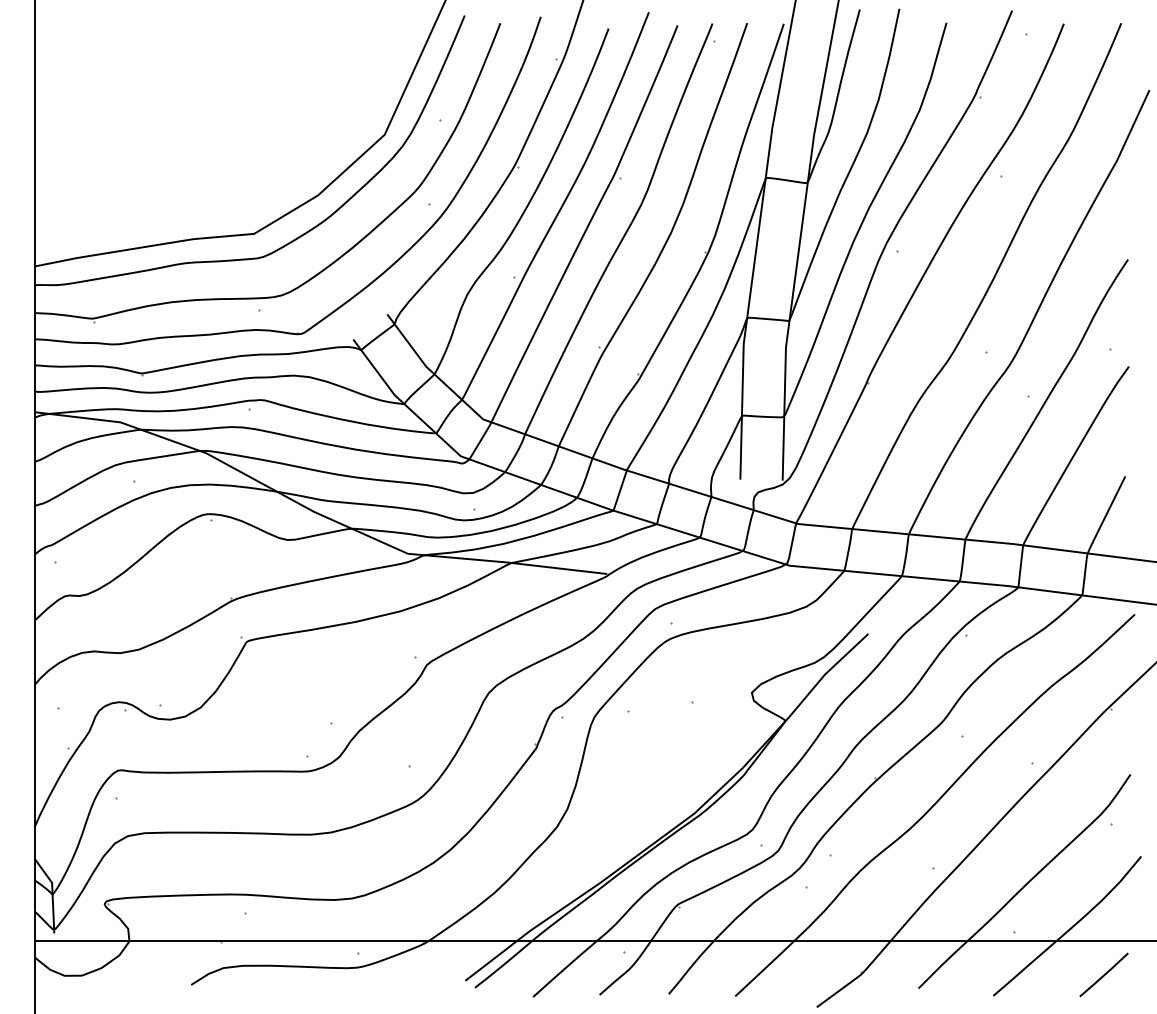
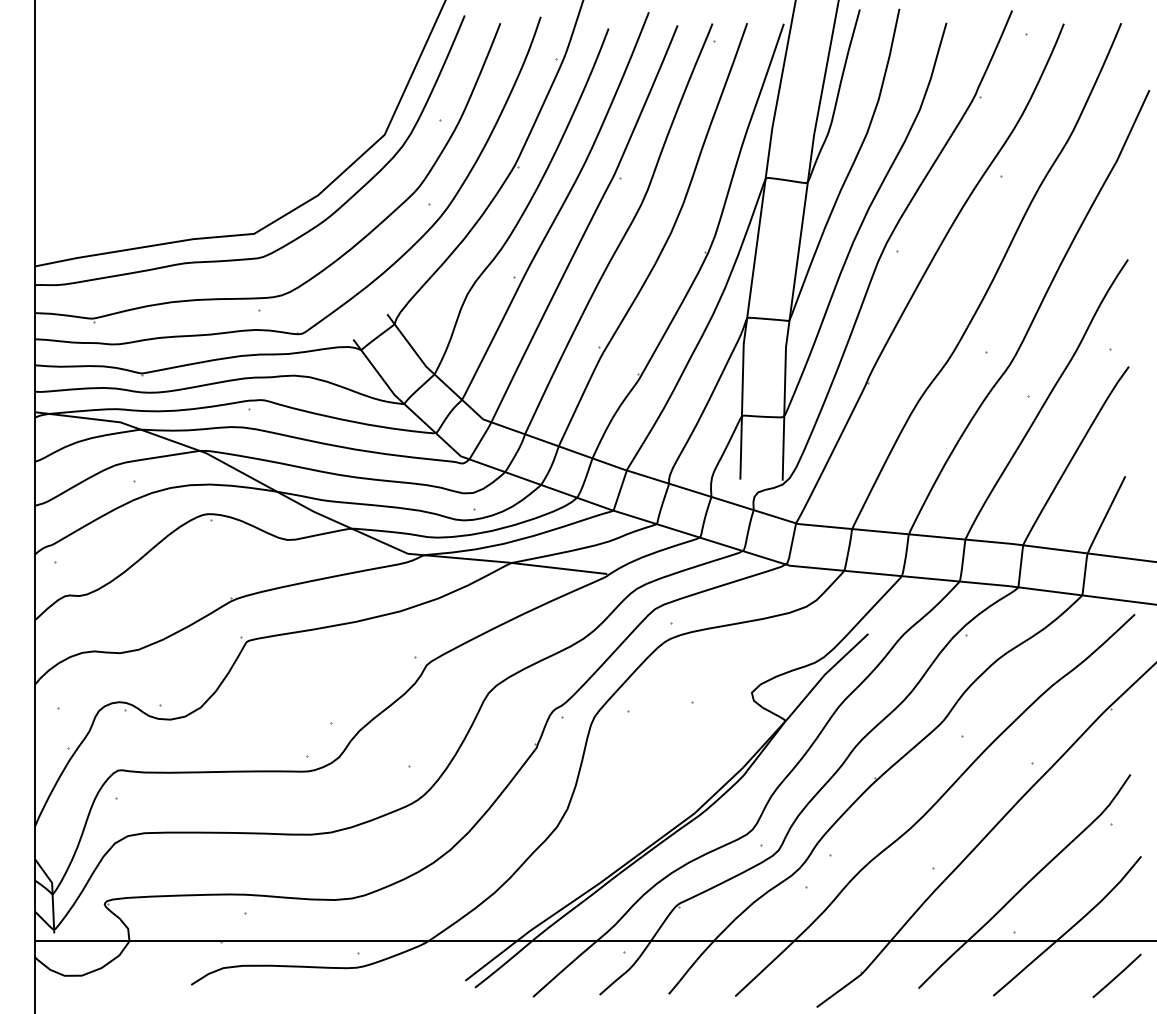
line position: (1103, 974) -> (1116, 975) (1116, 975)
